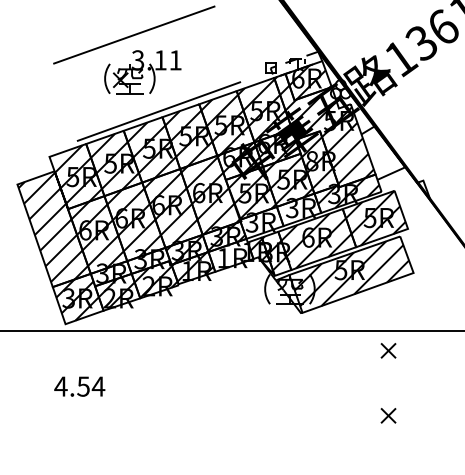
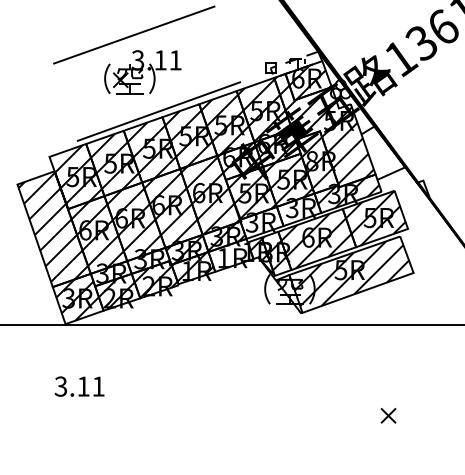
line position: (231, 331) -> (231, 325) (231, 325)
part: present -> none (388, 350)
text: 4.54 -> 3.11 (79, 386)
